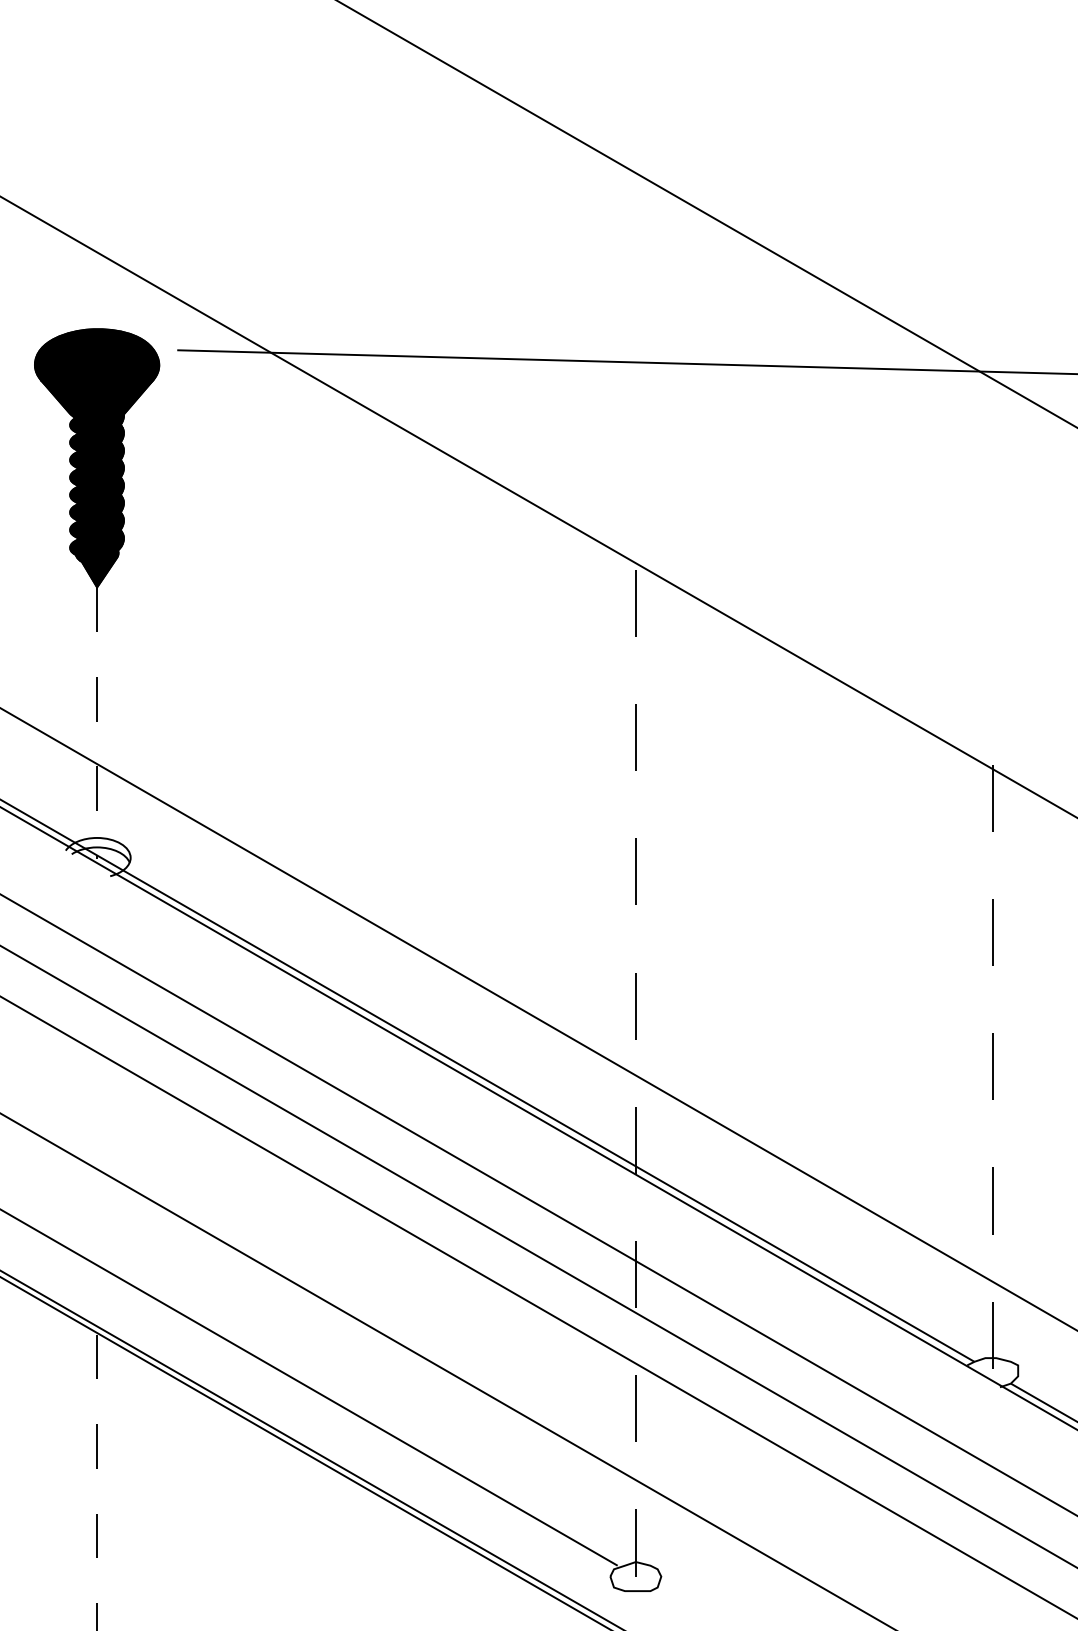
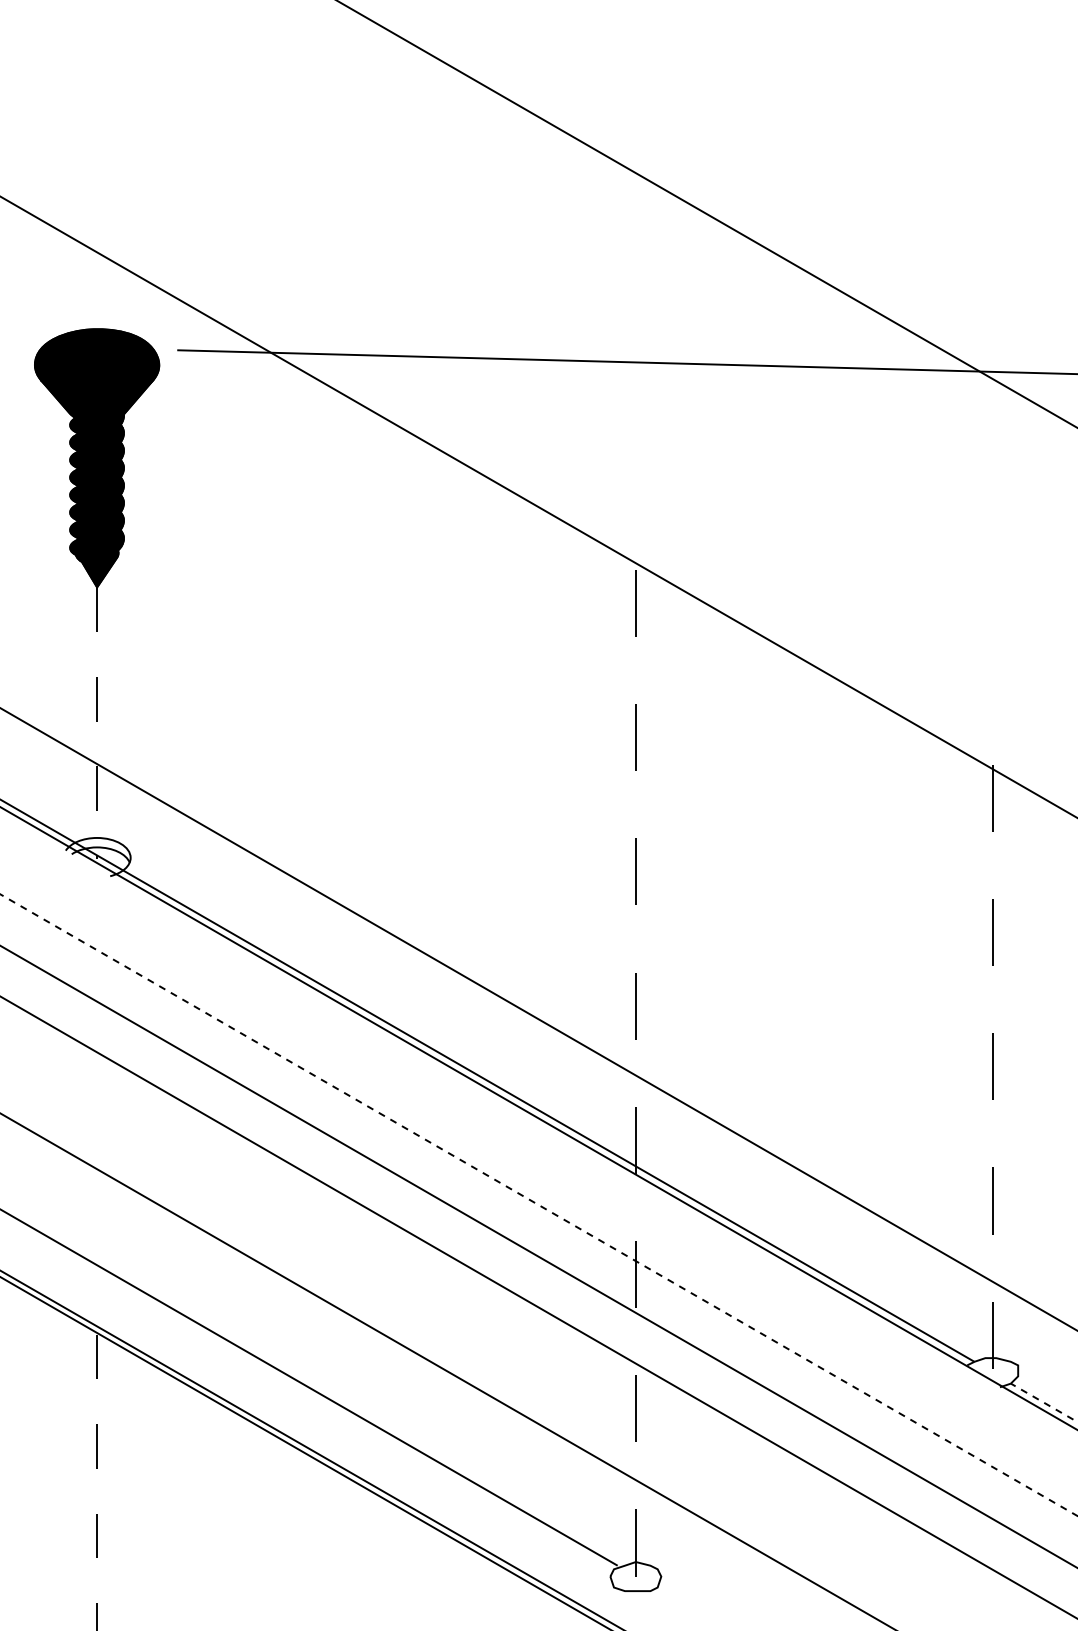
line: solid -> dashed (539, 1205)
line: solid -> dashed (1043, 1402)
